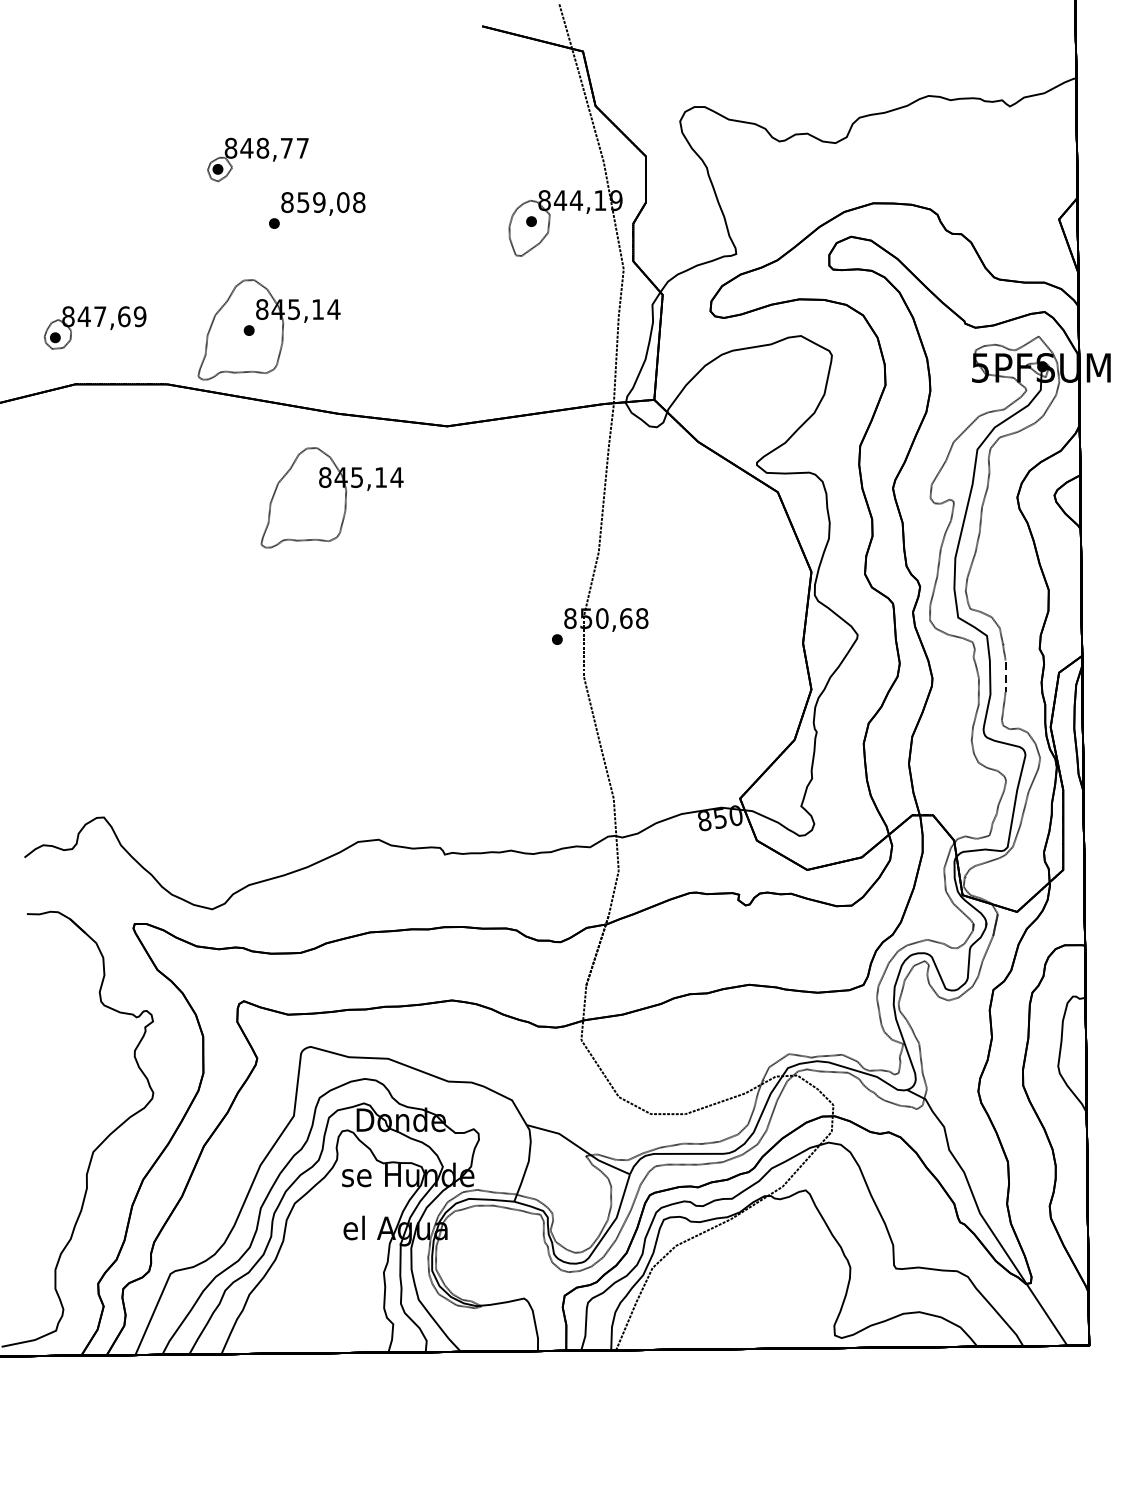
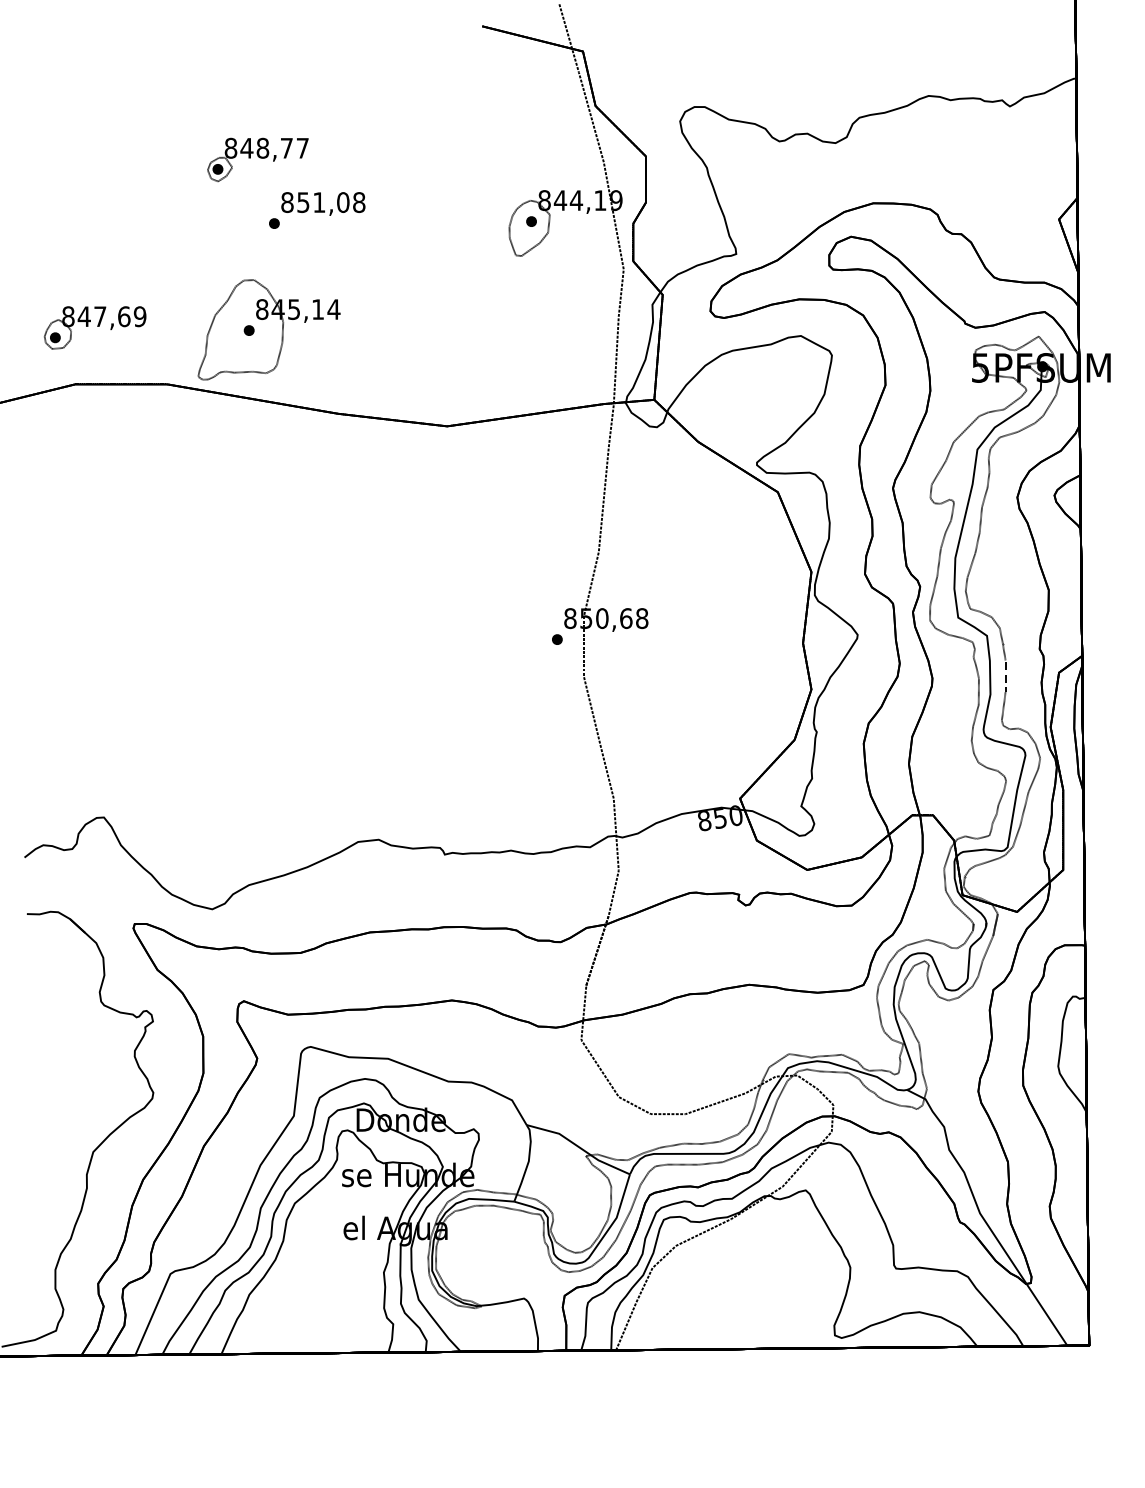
text: 859,08 -> 851,08 (319, 202)
part: present -> none (331, 497)
